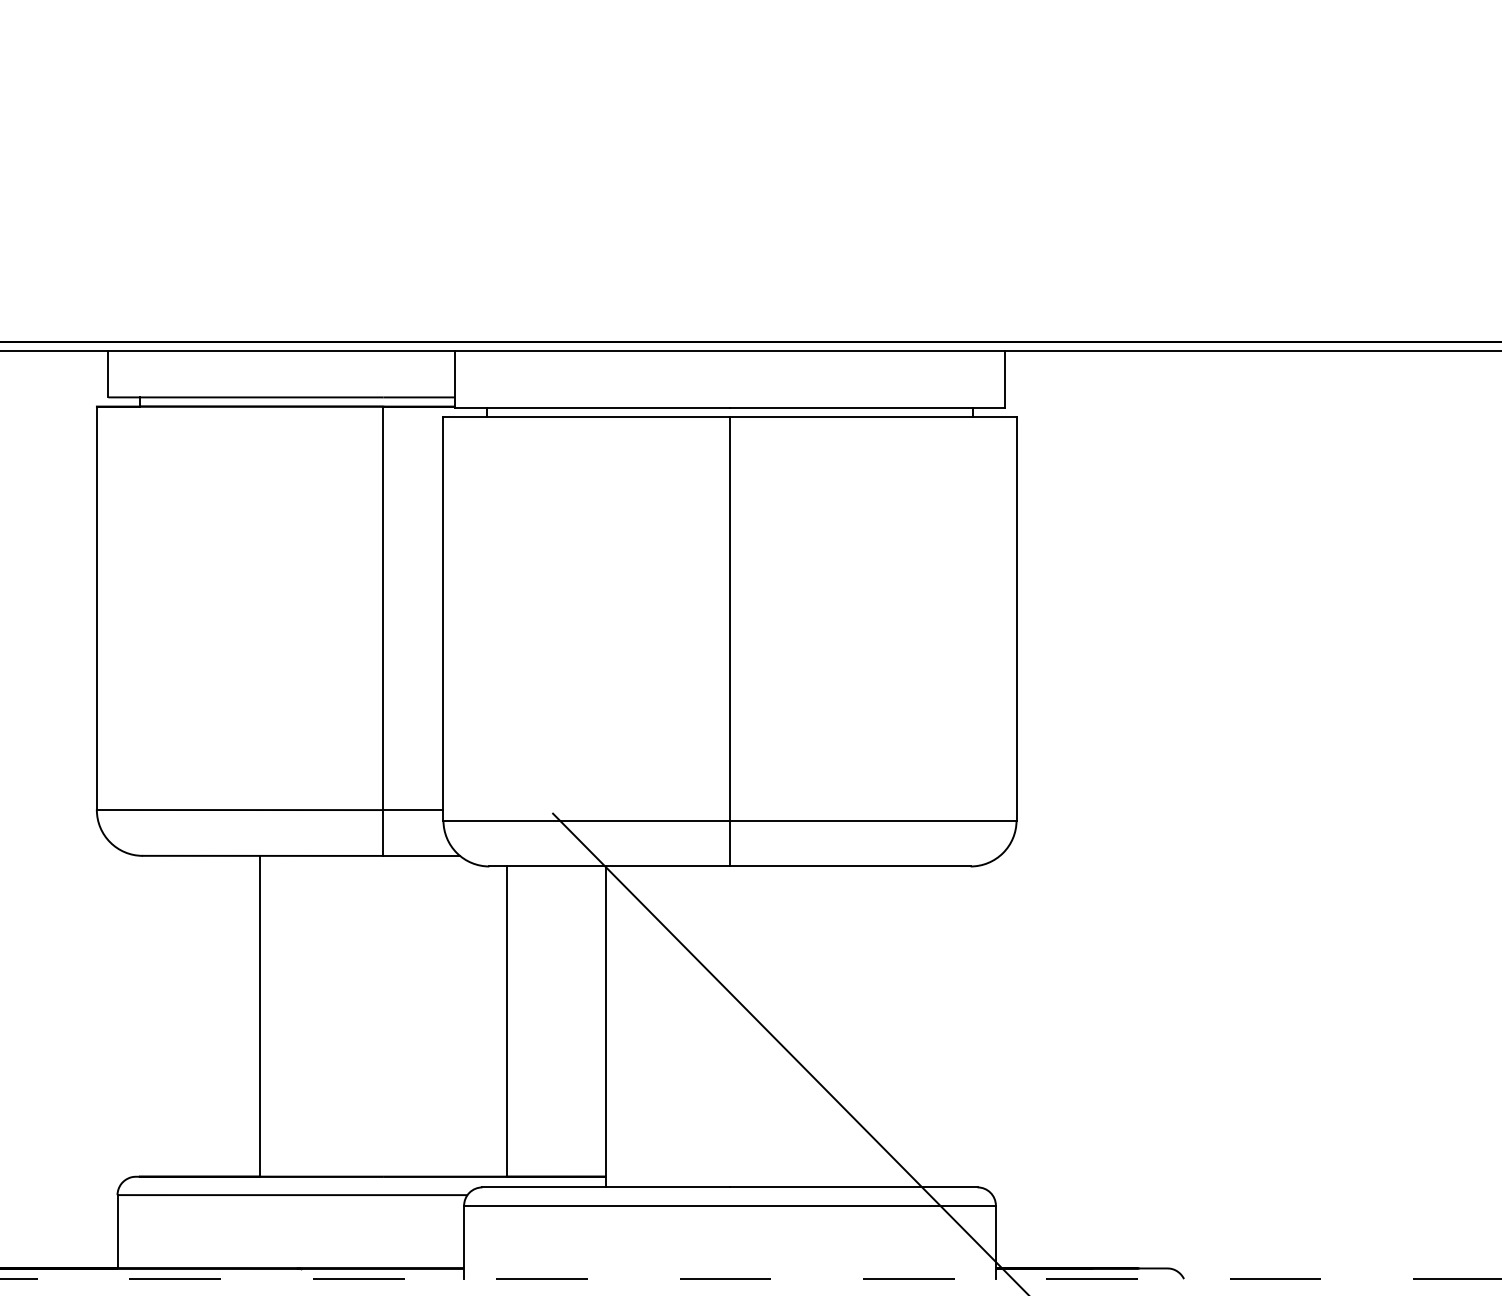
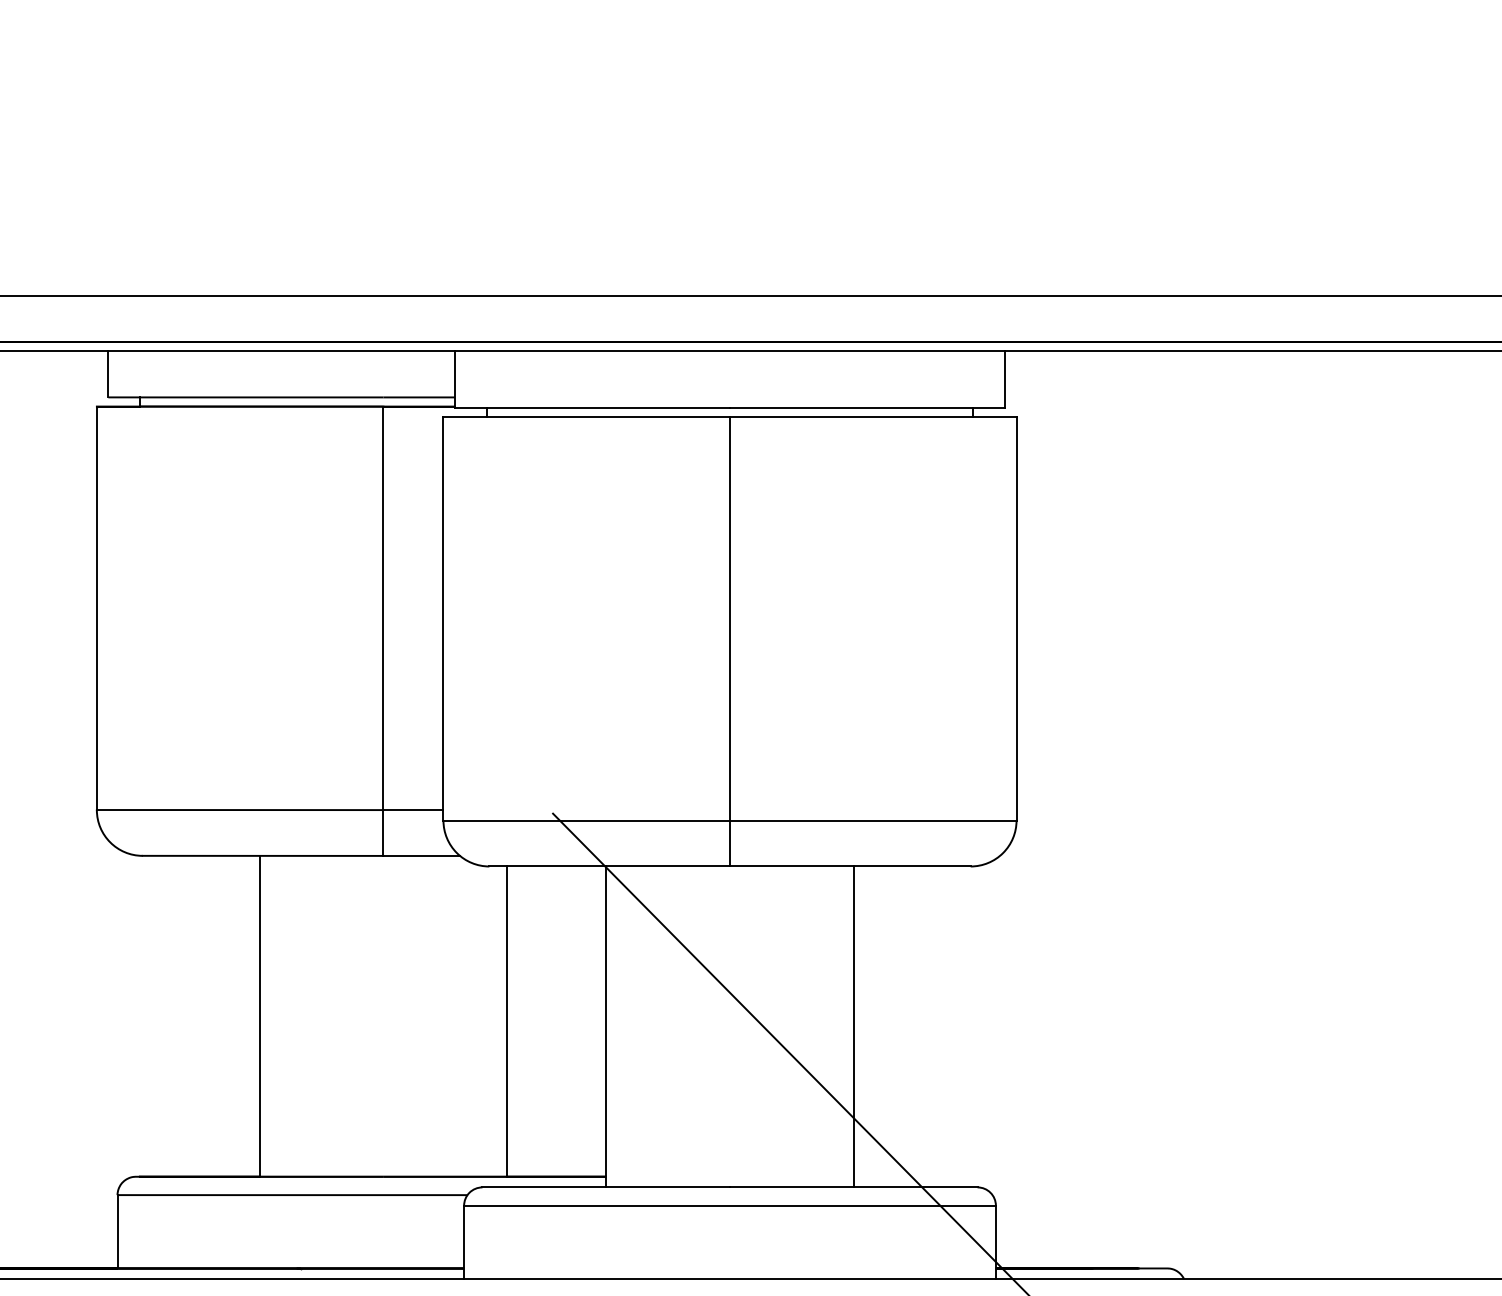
line: none -> present (750, 295)
line: none -> present (853, 1026)
line: dashed -> solid (751, 1279)
